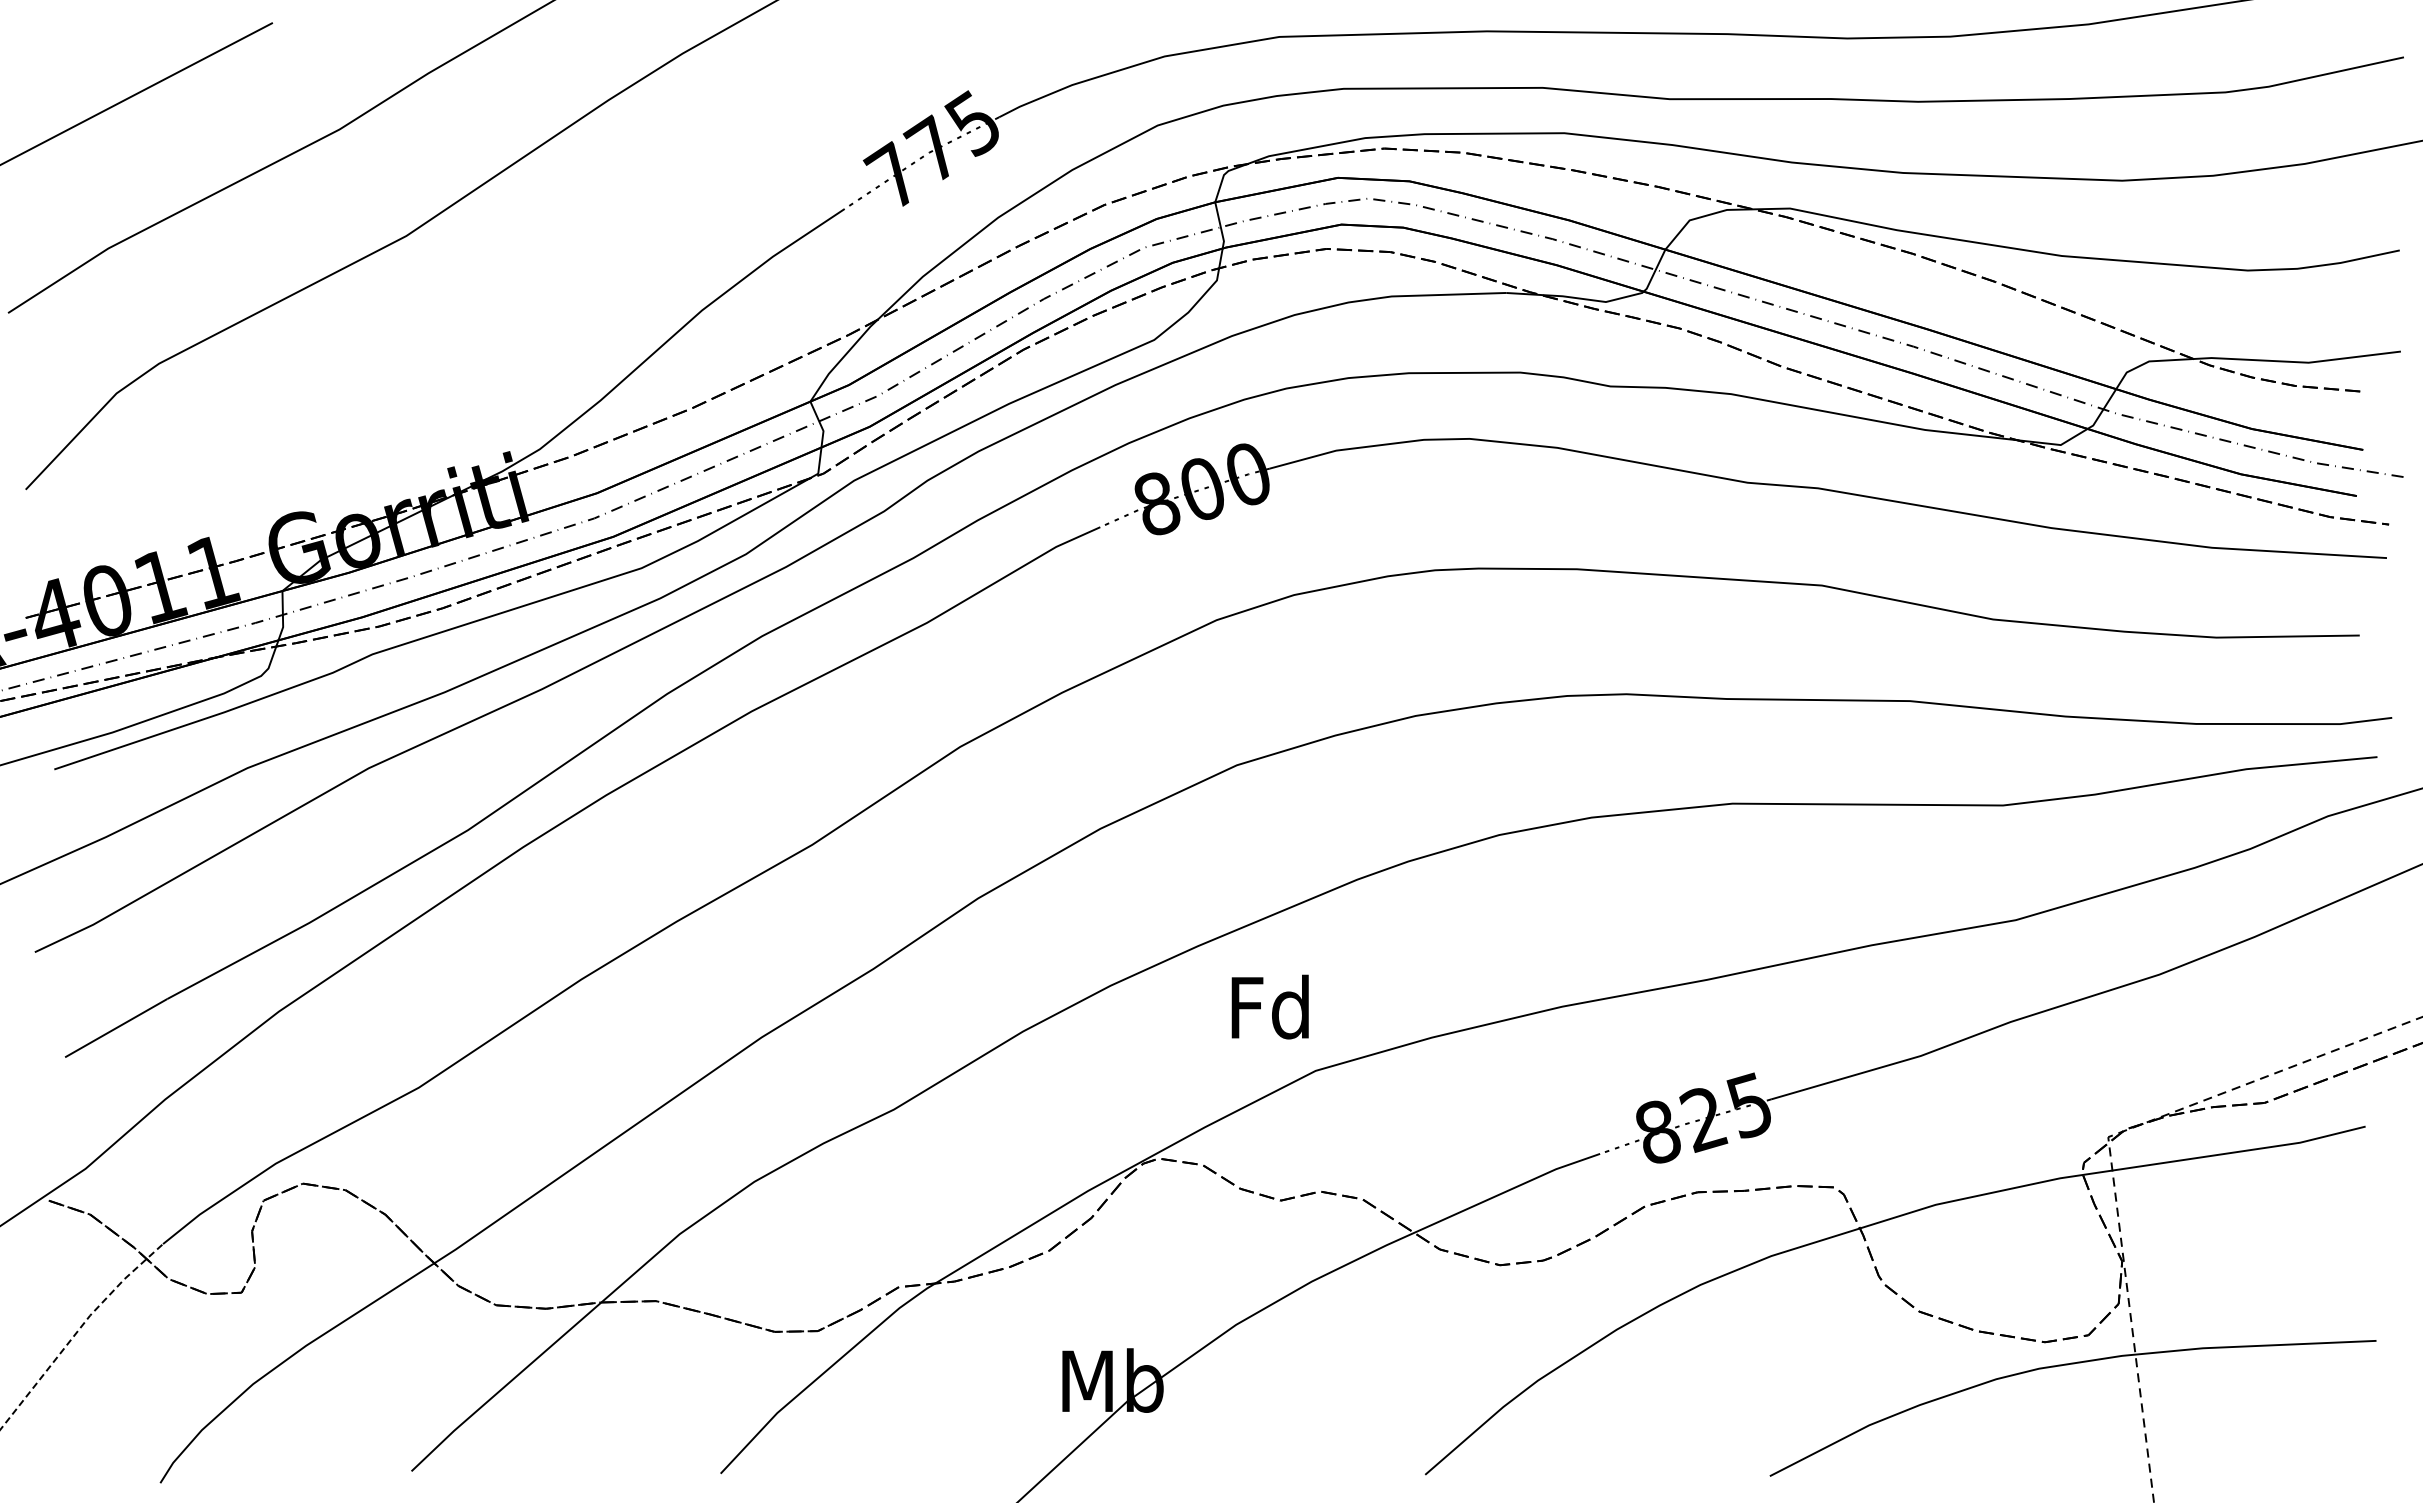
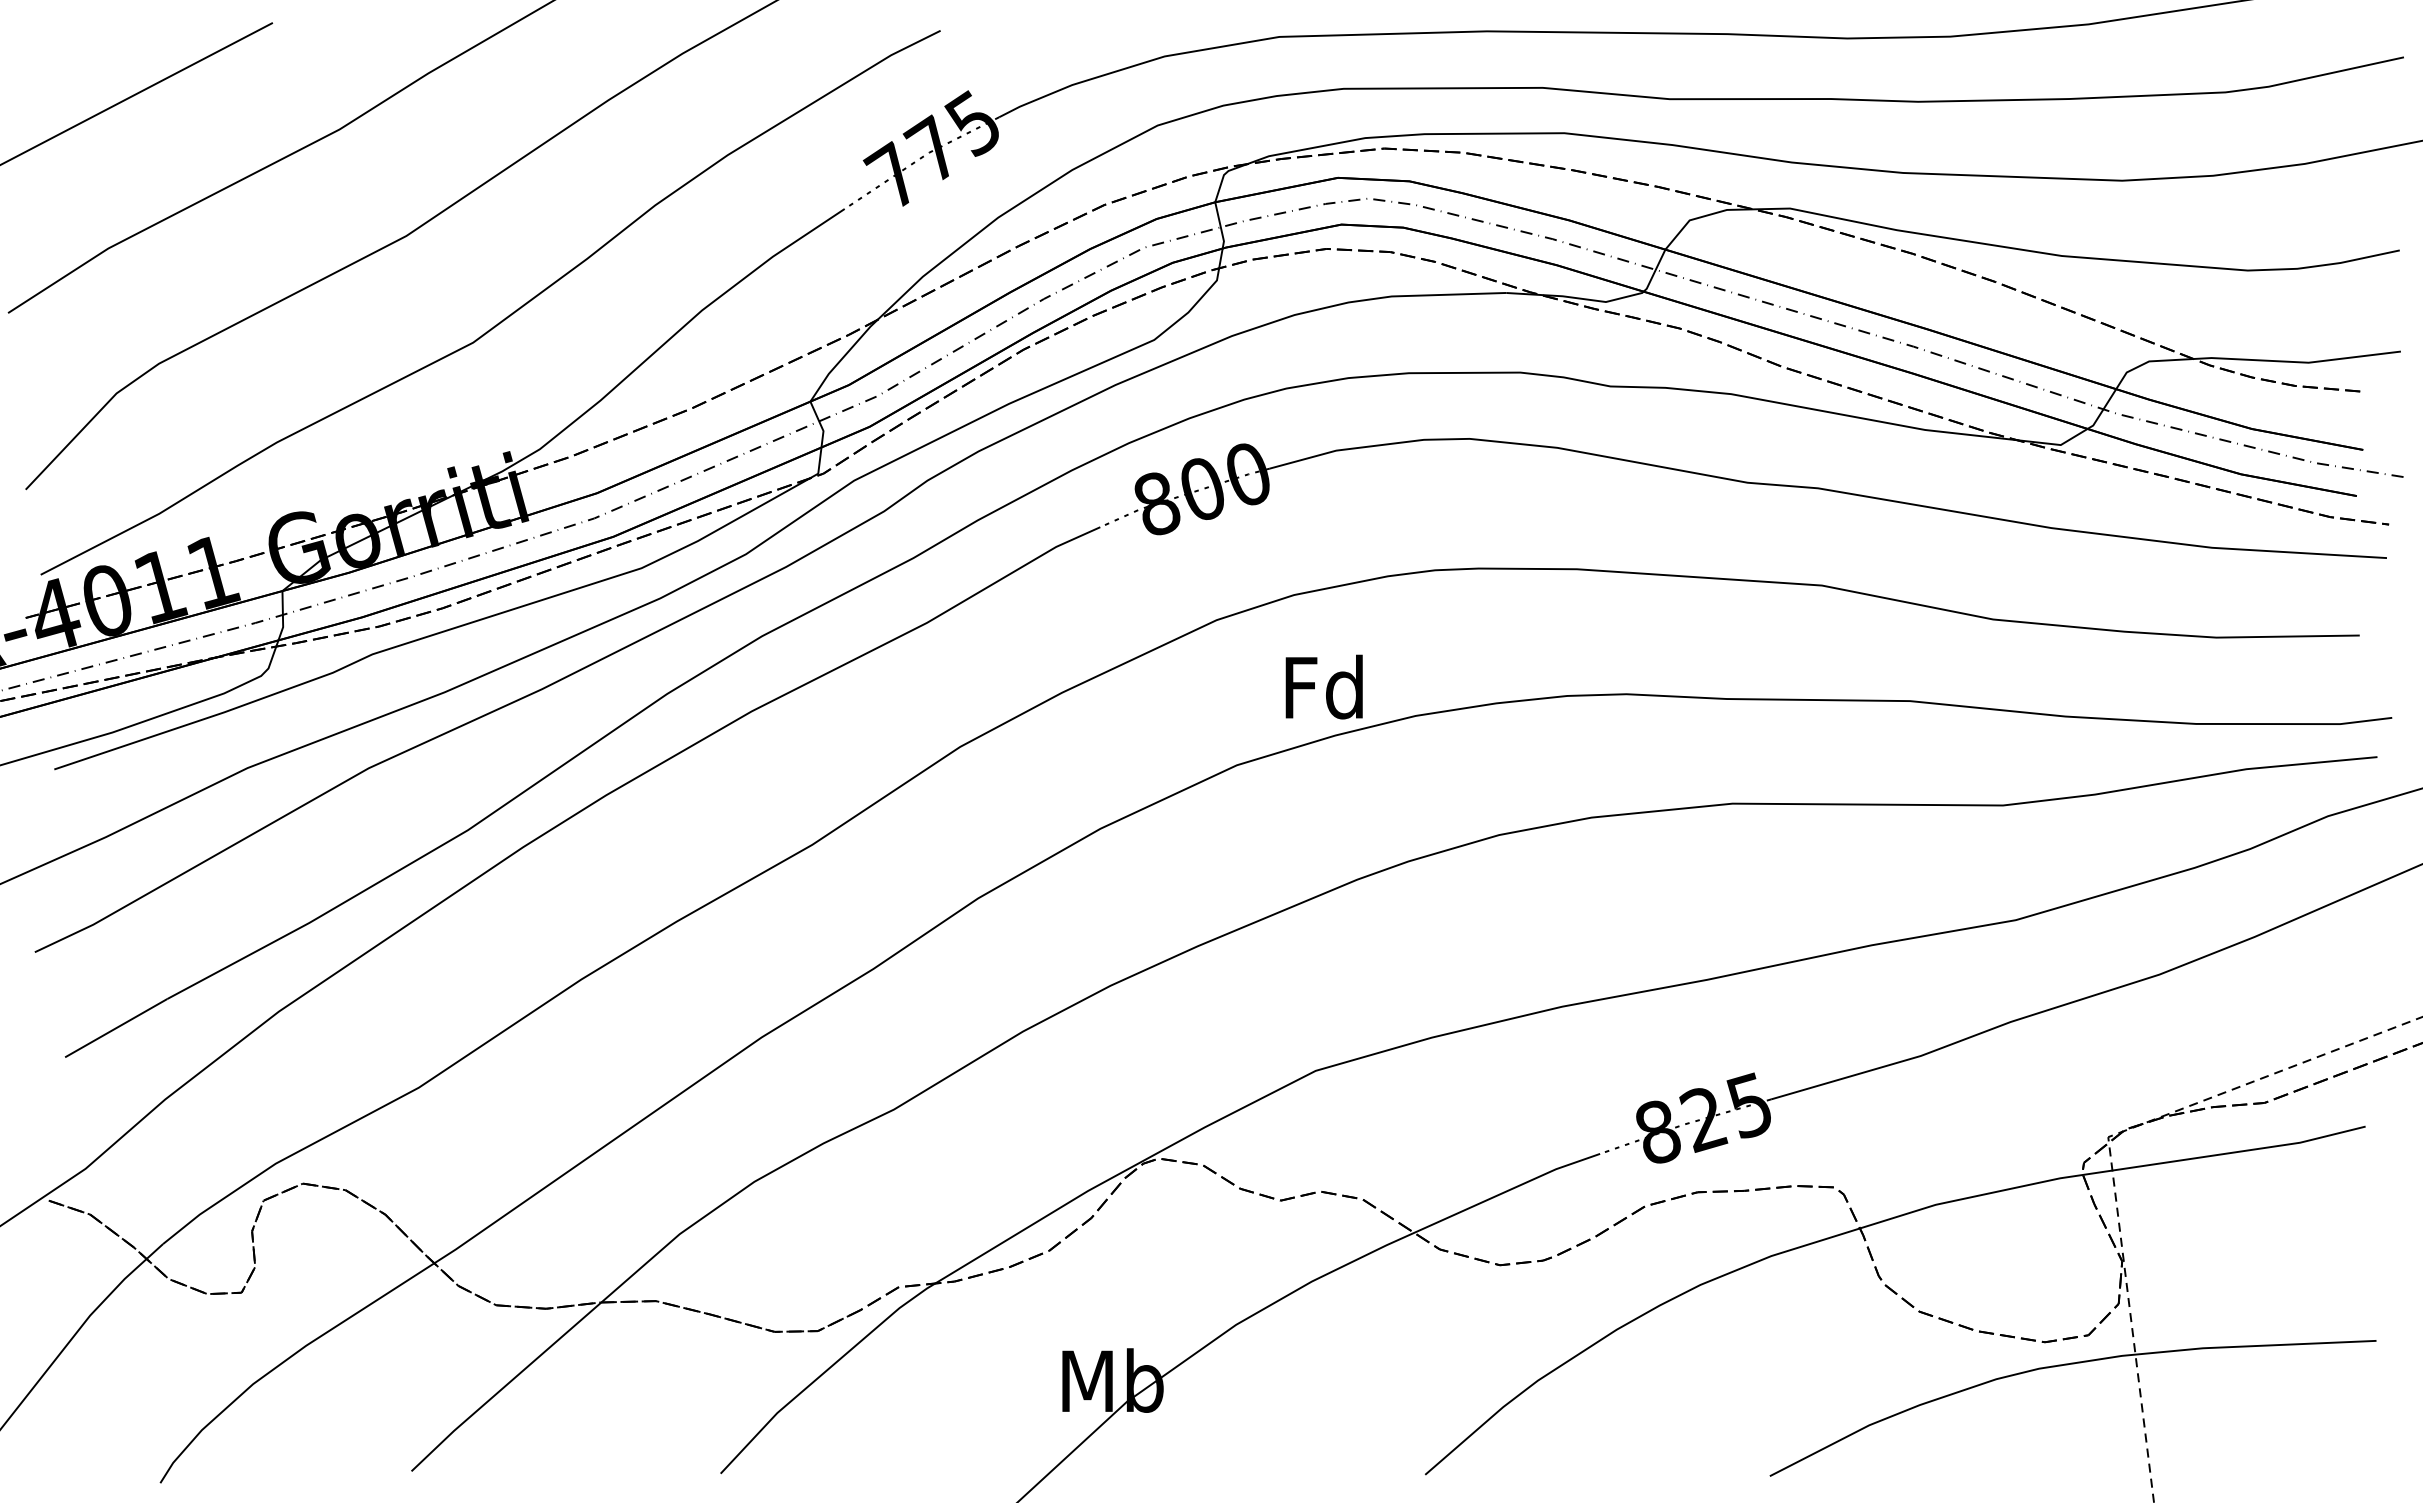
curve: none -> present (502, 319)
text position: (1269, 1006) -> (1323, 686) (1323, 686)
line: dashed -> solid (77, 1331)
